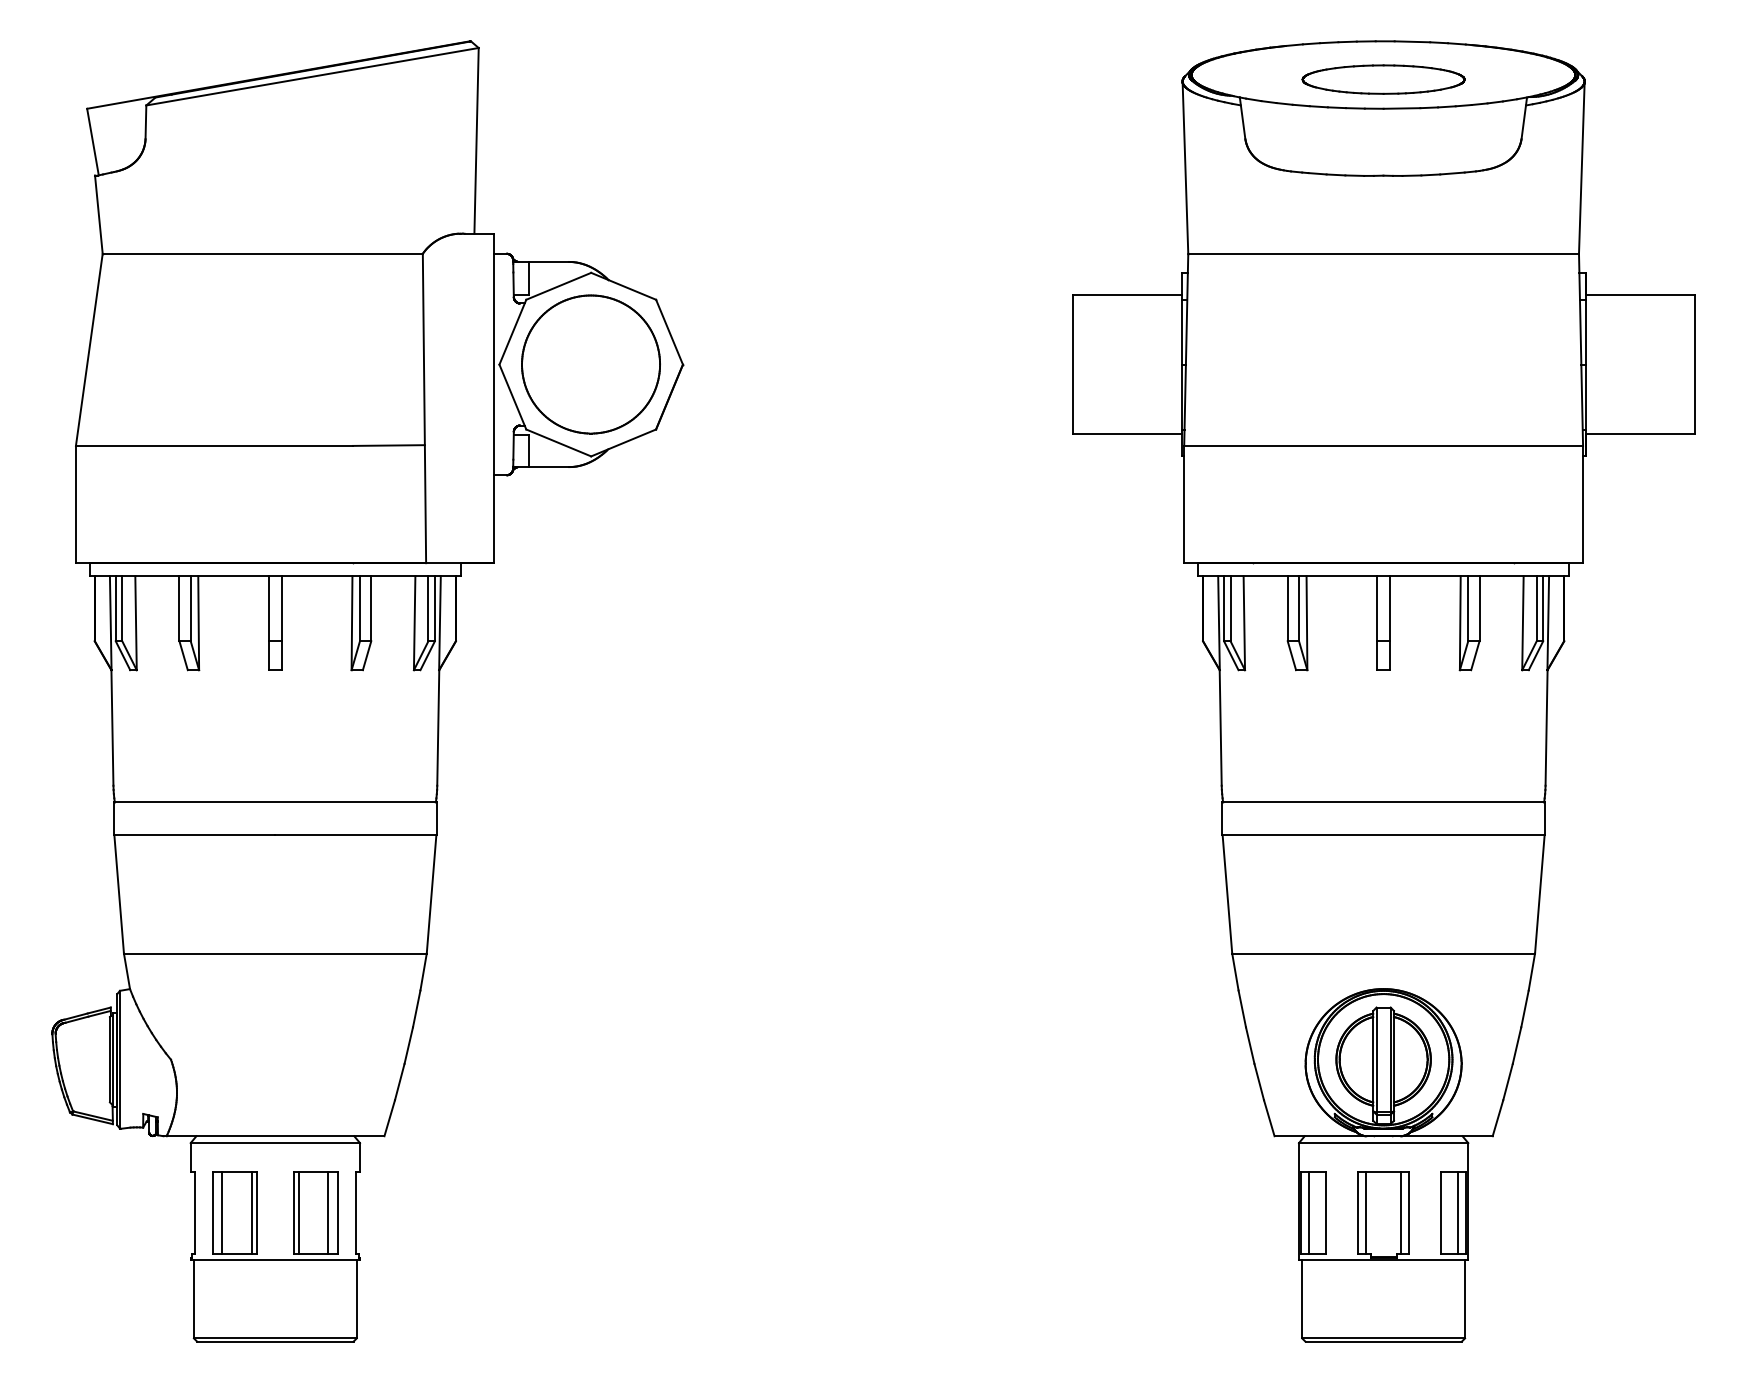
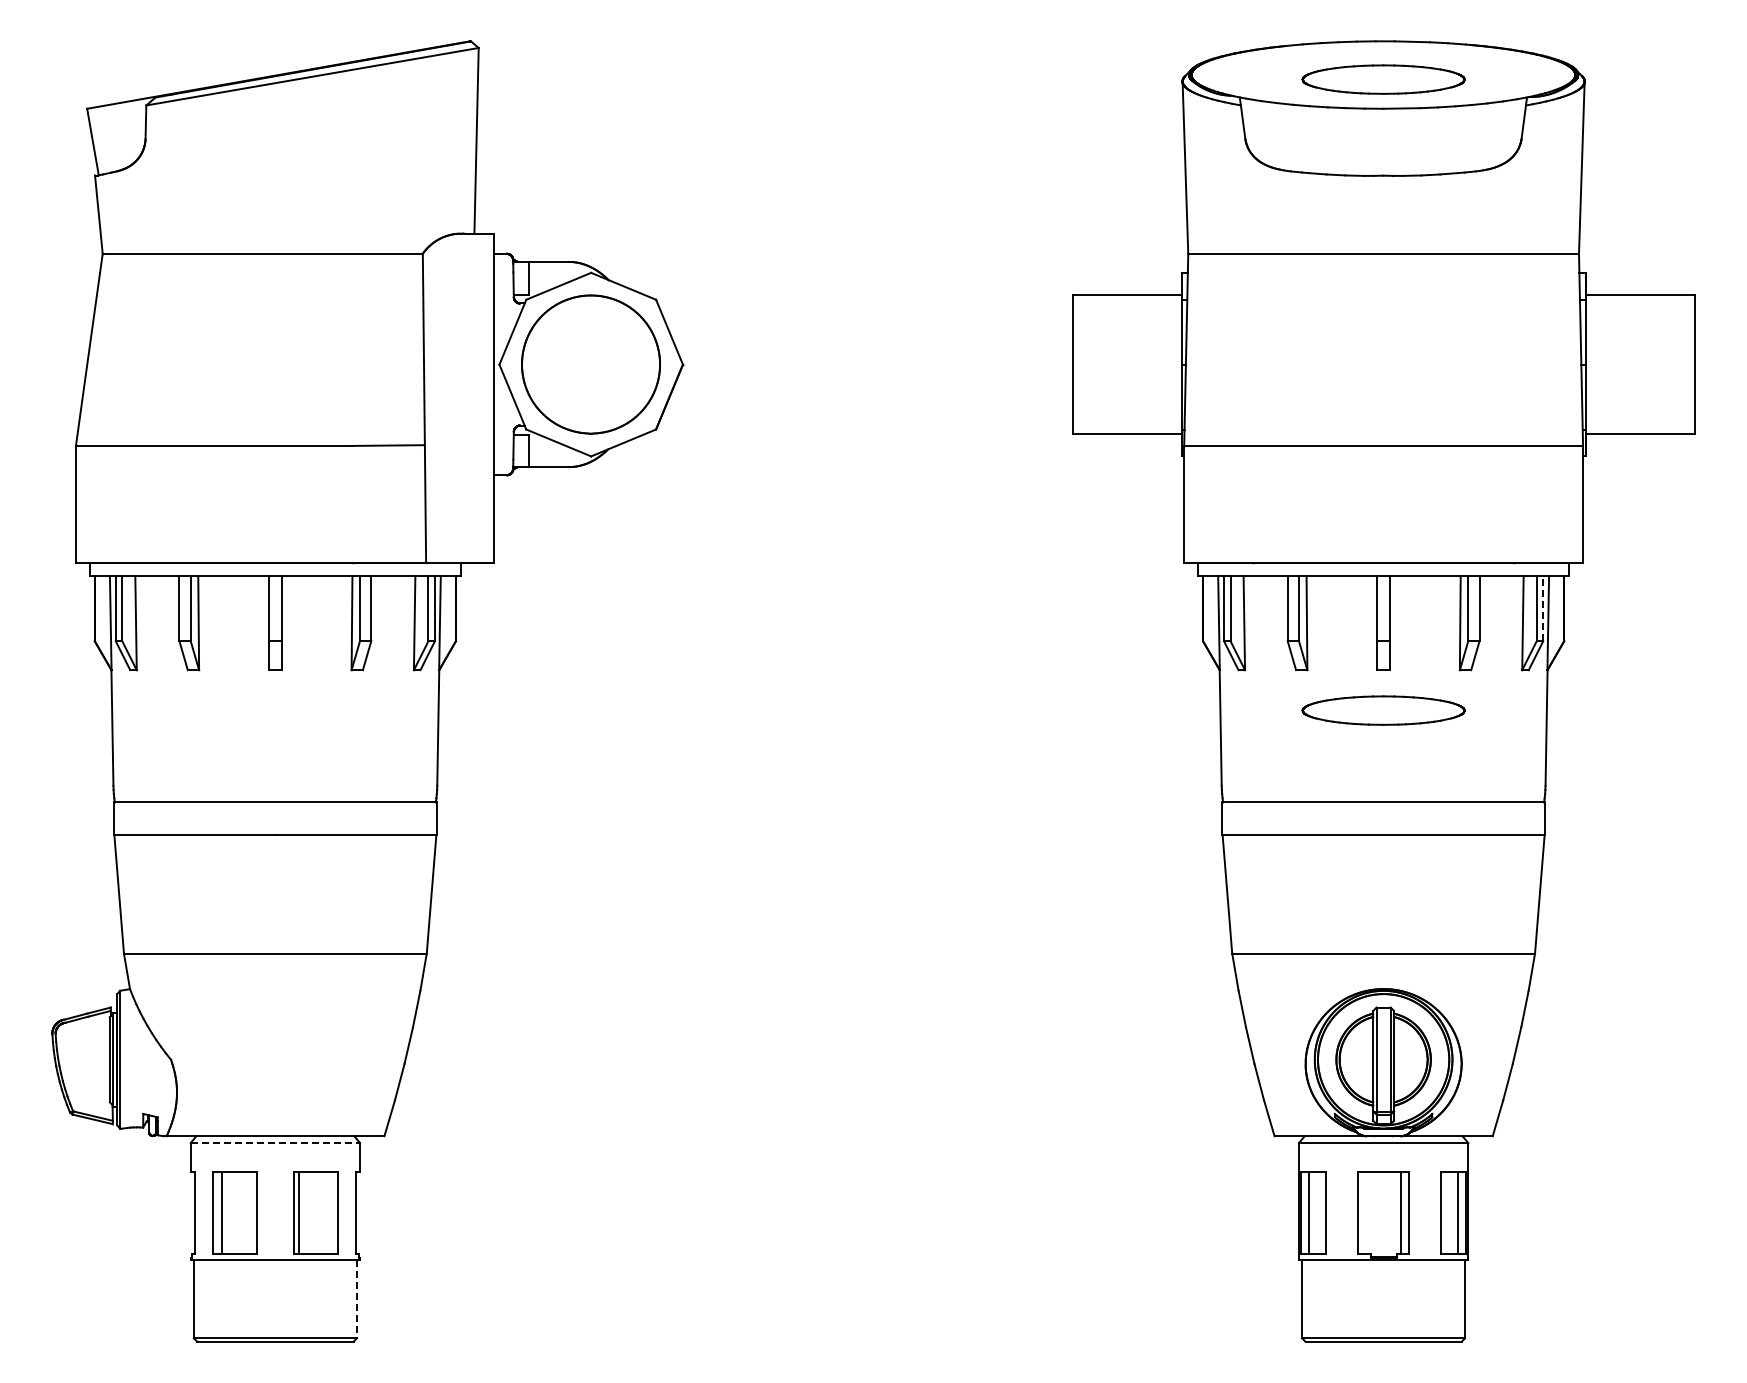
line: solid -> dashed (1543, 608)
part: none -> present (1383, 710)
line: solid -> dashed (275, 1143)
line: present -> none (252, 1212)
line: present -> none (328, 1212)
line: present -> none (1366, 1212)
line: solid -> dashed (356, 1299)
